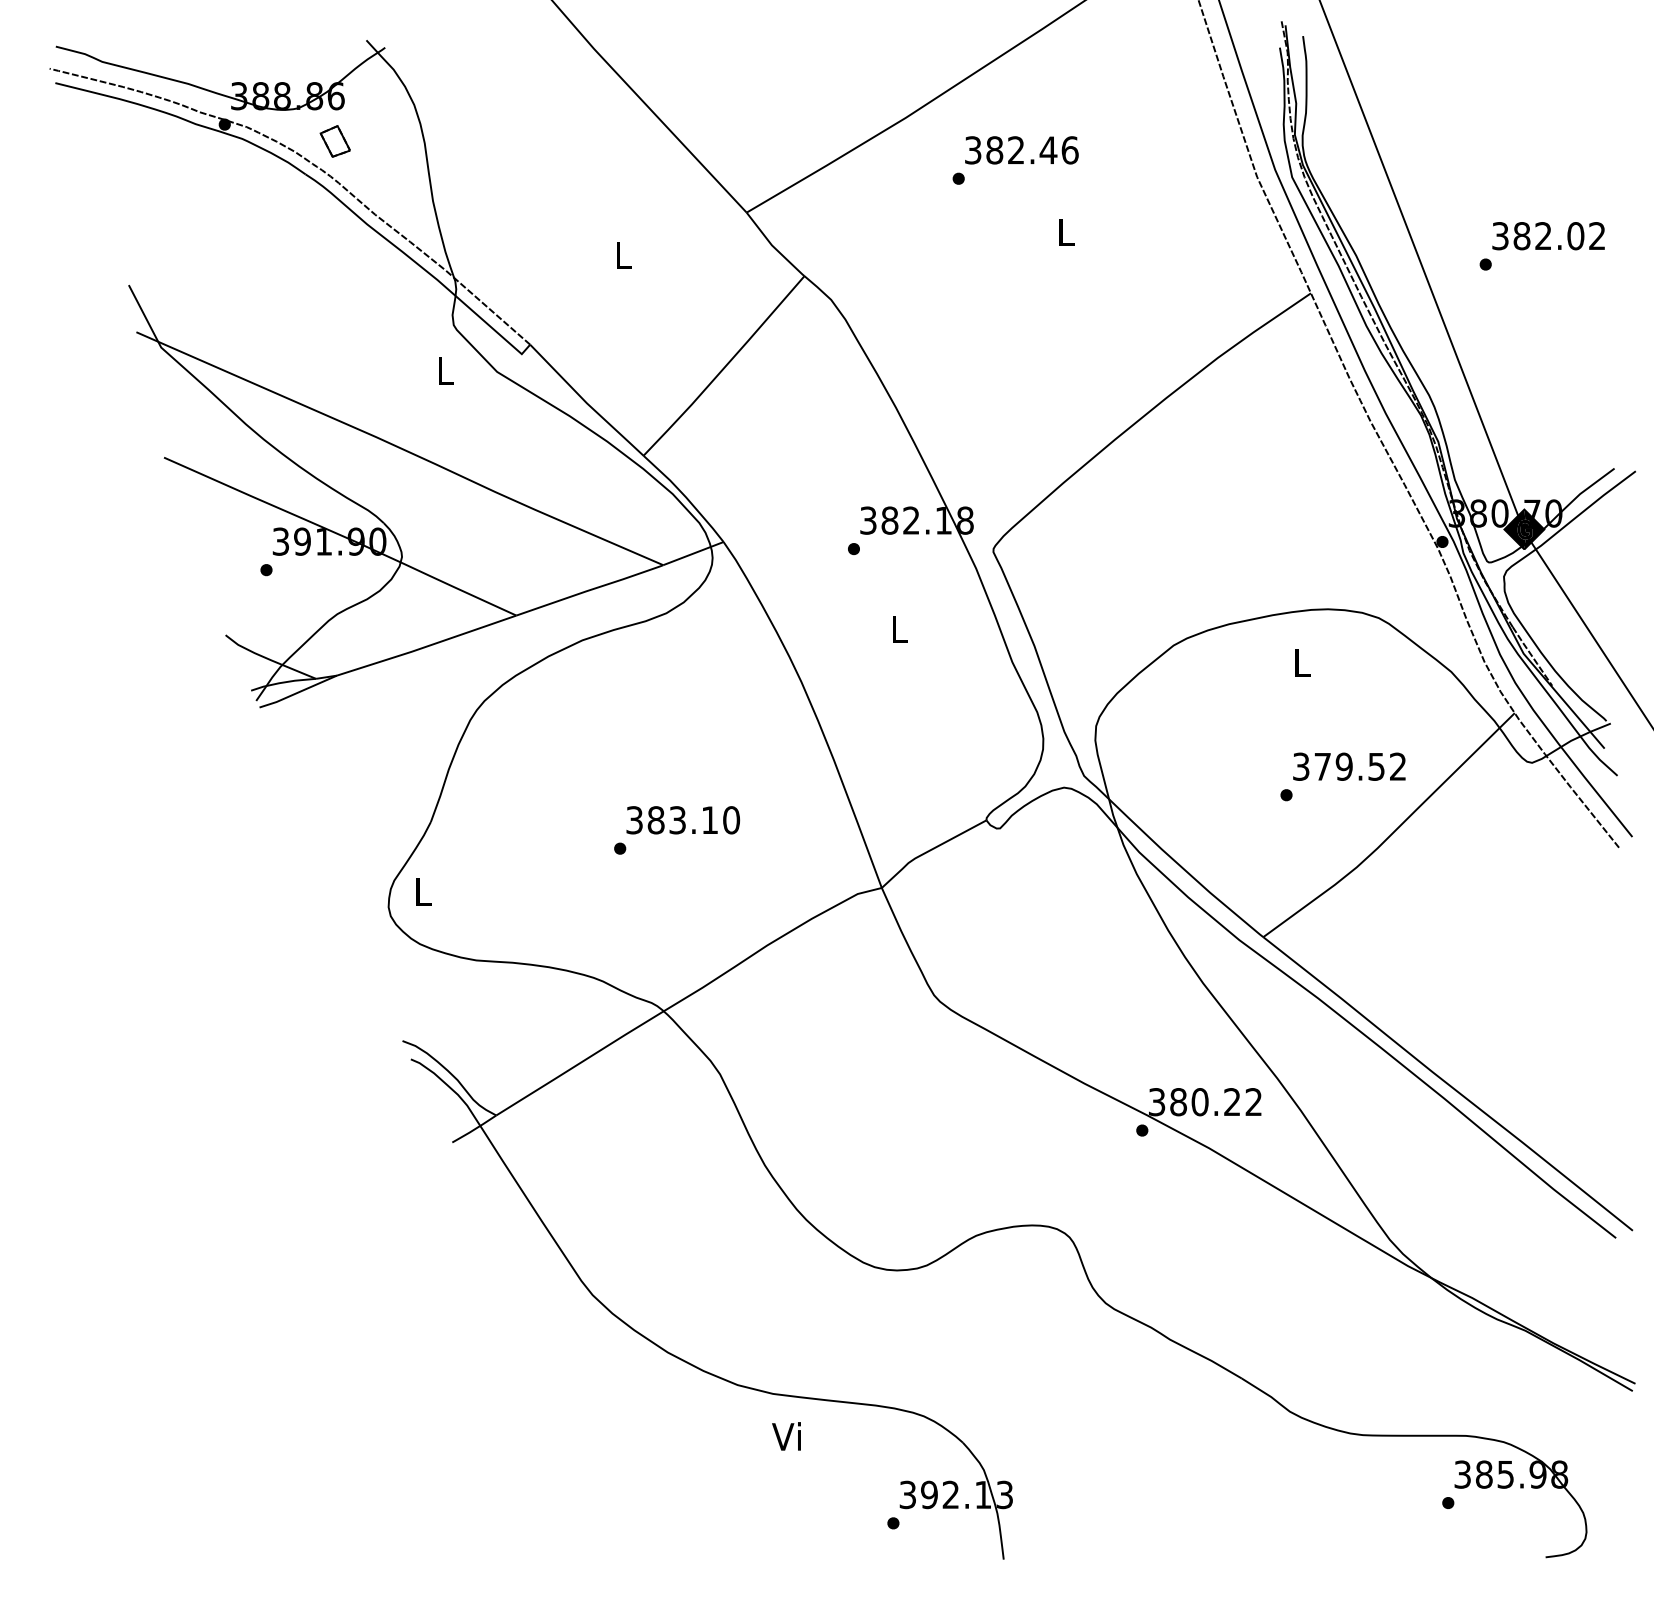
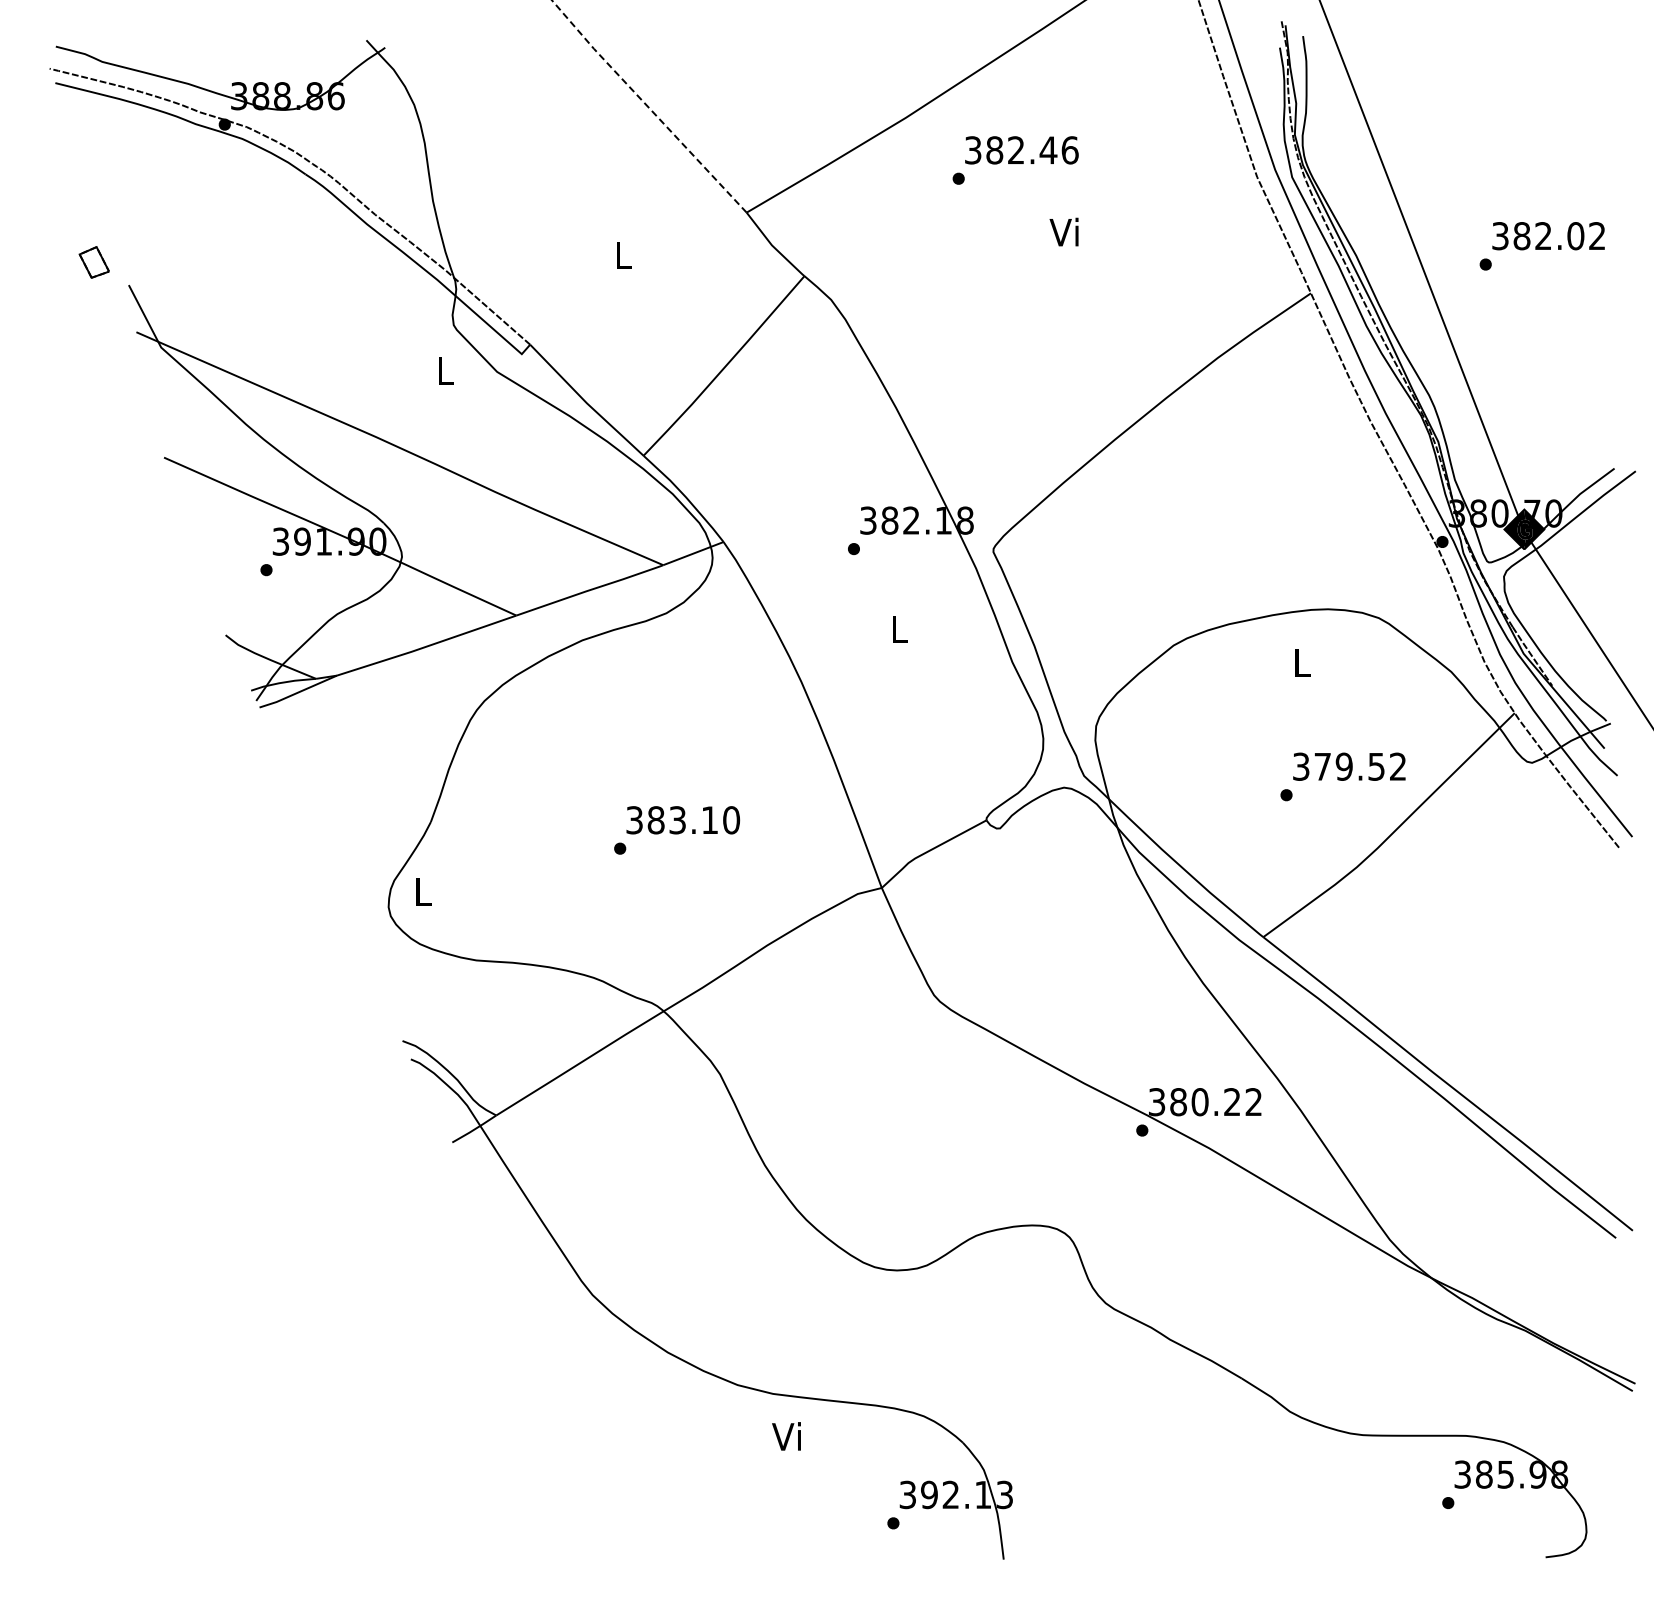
line: solid -> dashed (647, 106)
part position: (334, 141) -> (93, 262) (93, 262)
text: L -> Vi (1063, 231)
